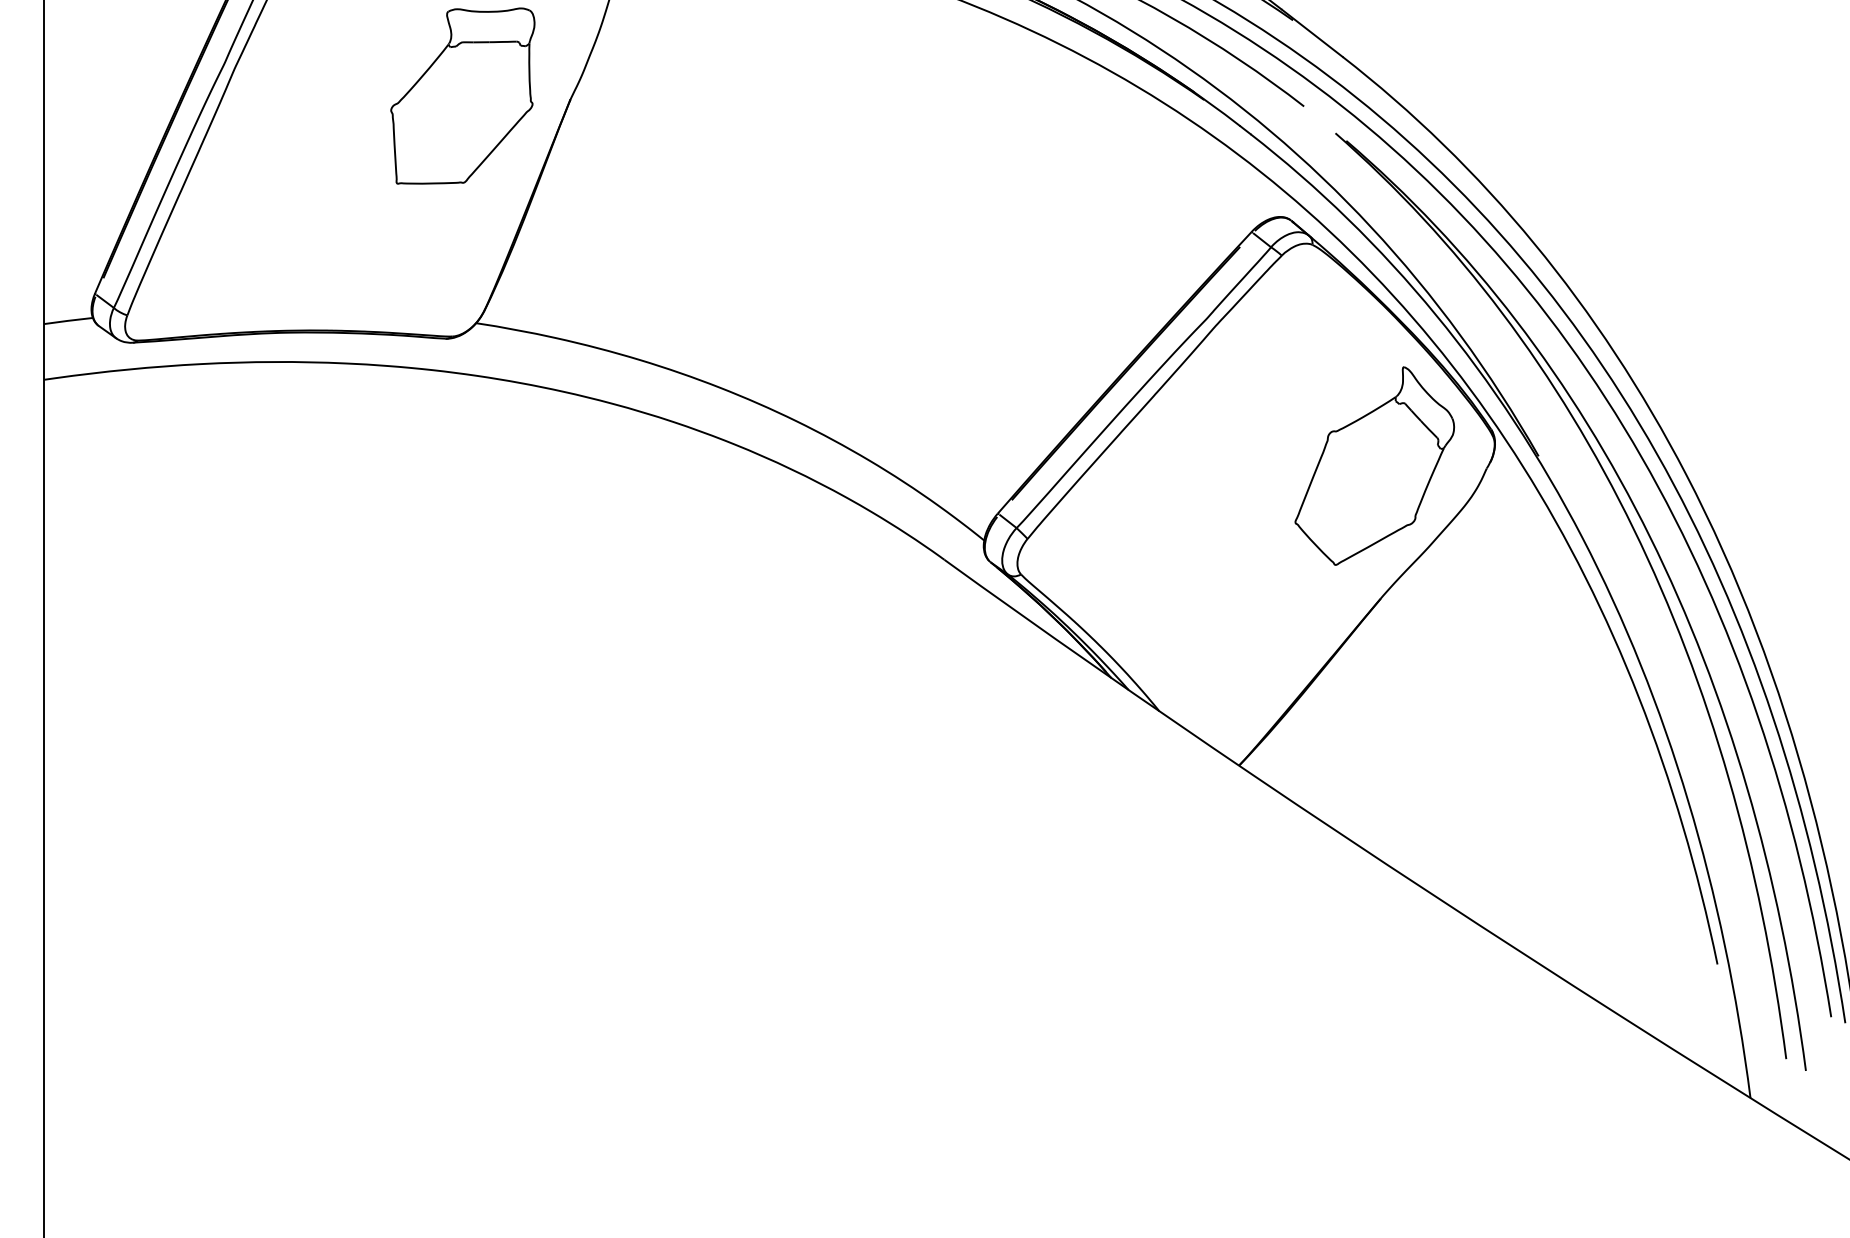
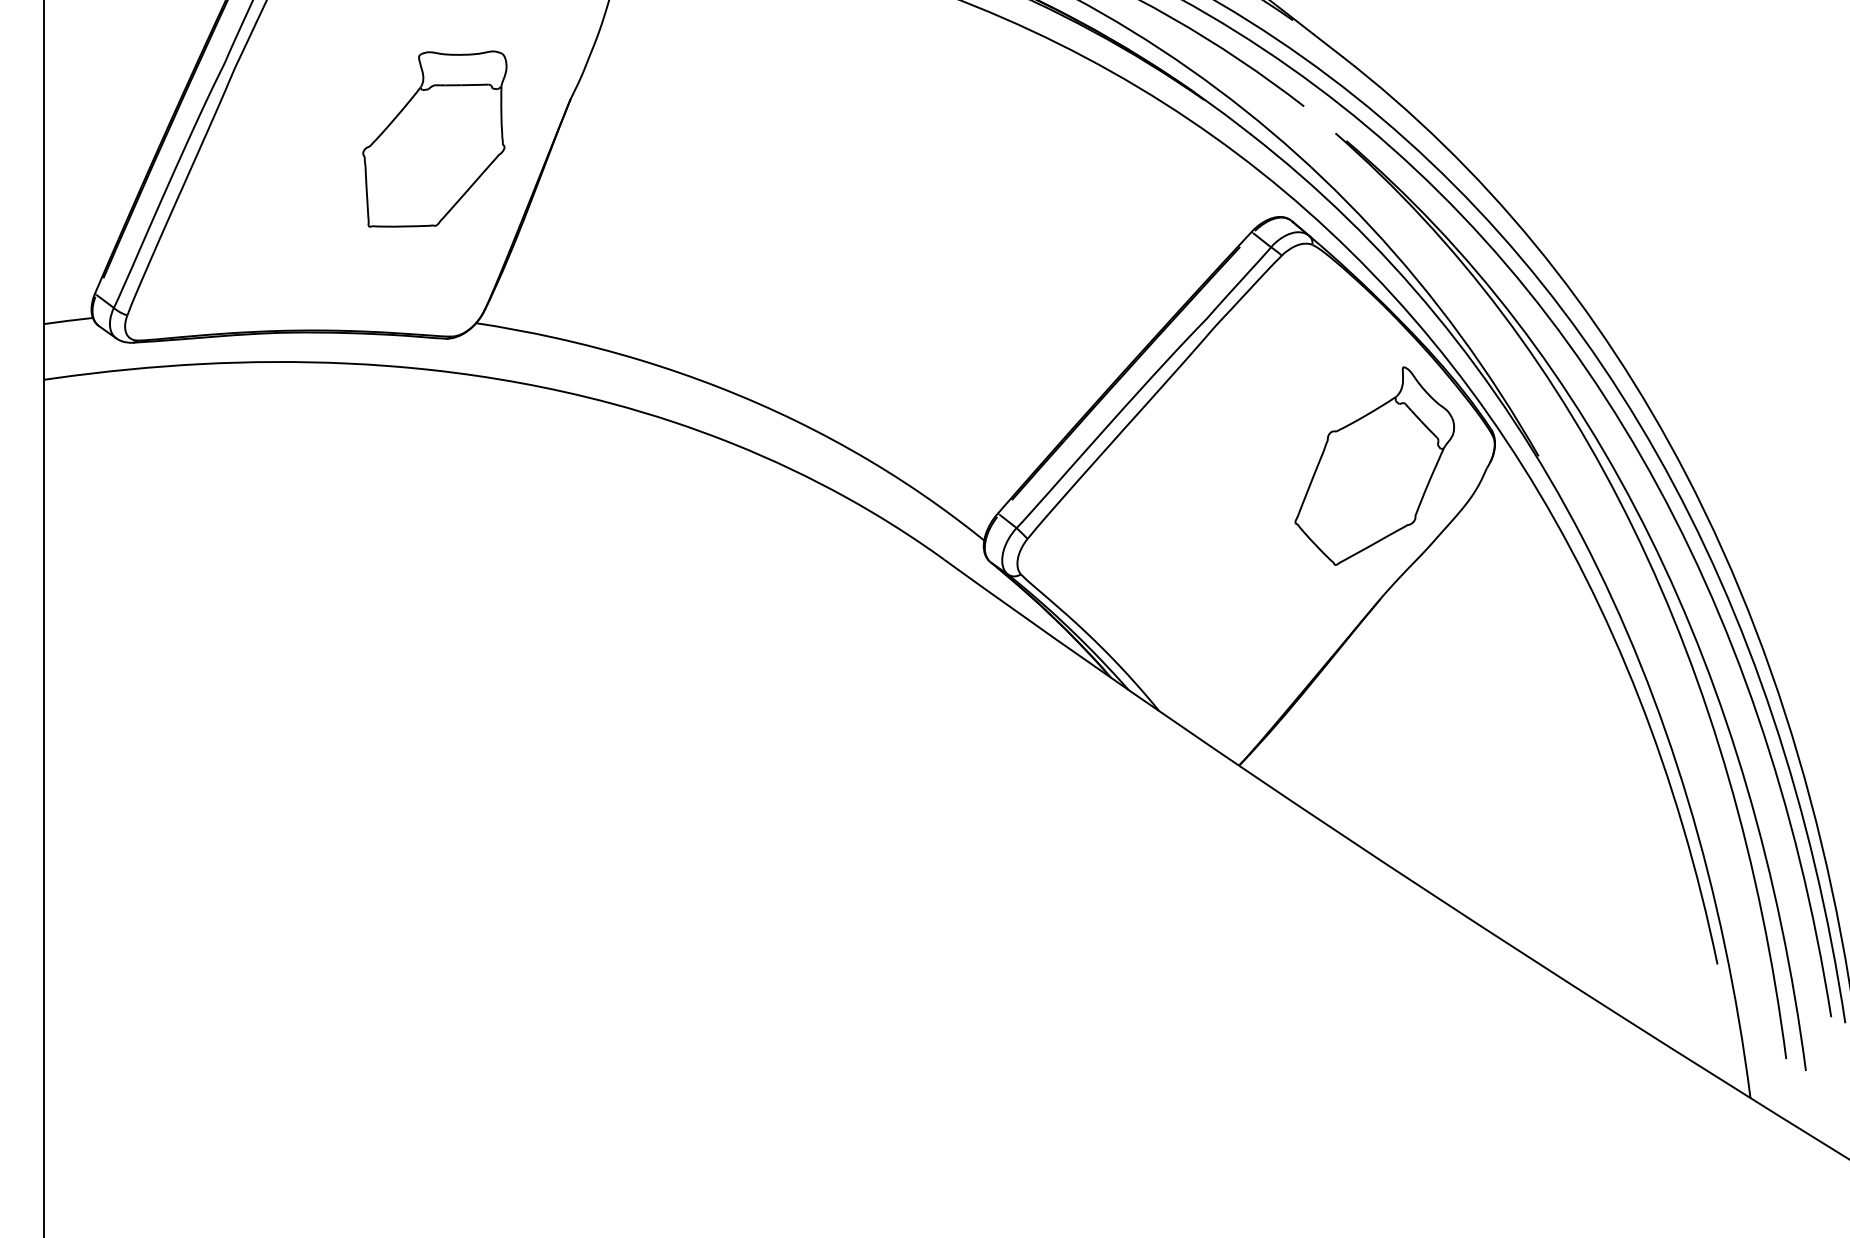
part position: (462, 95) -> (434, 138) (434, 138)
